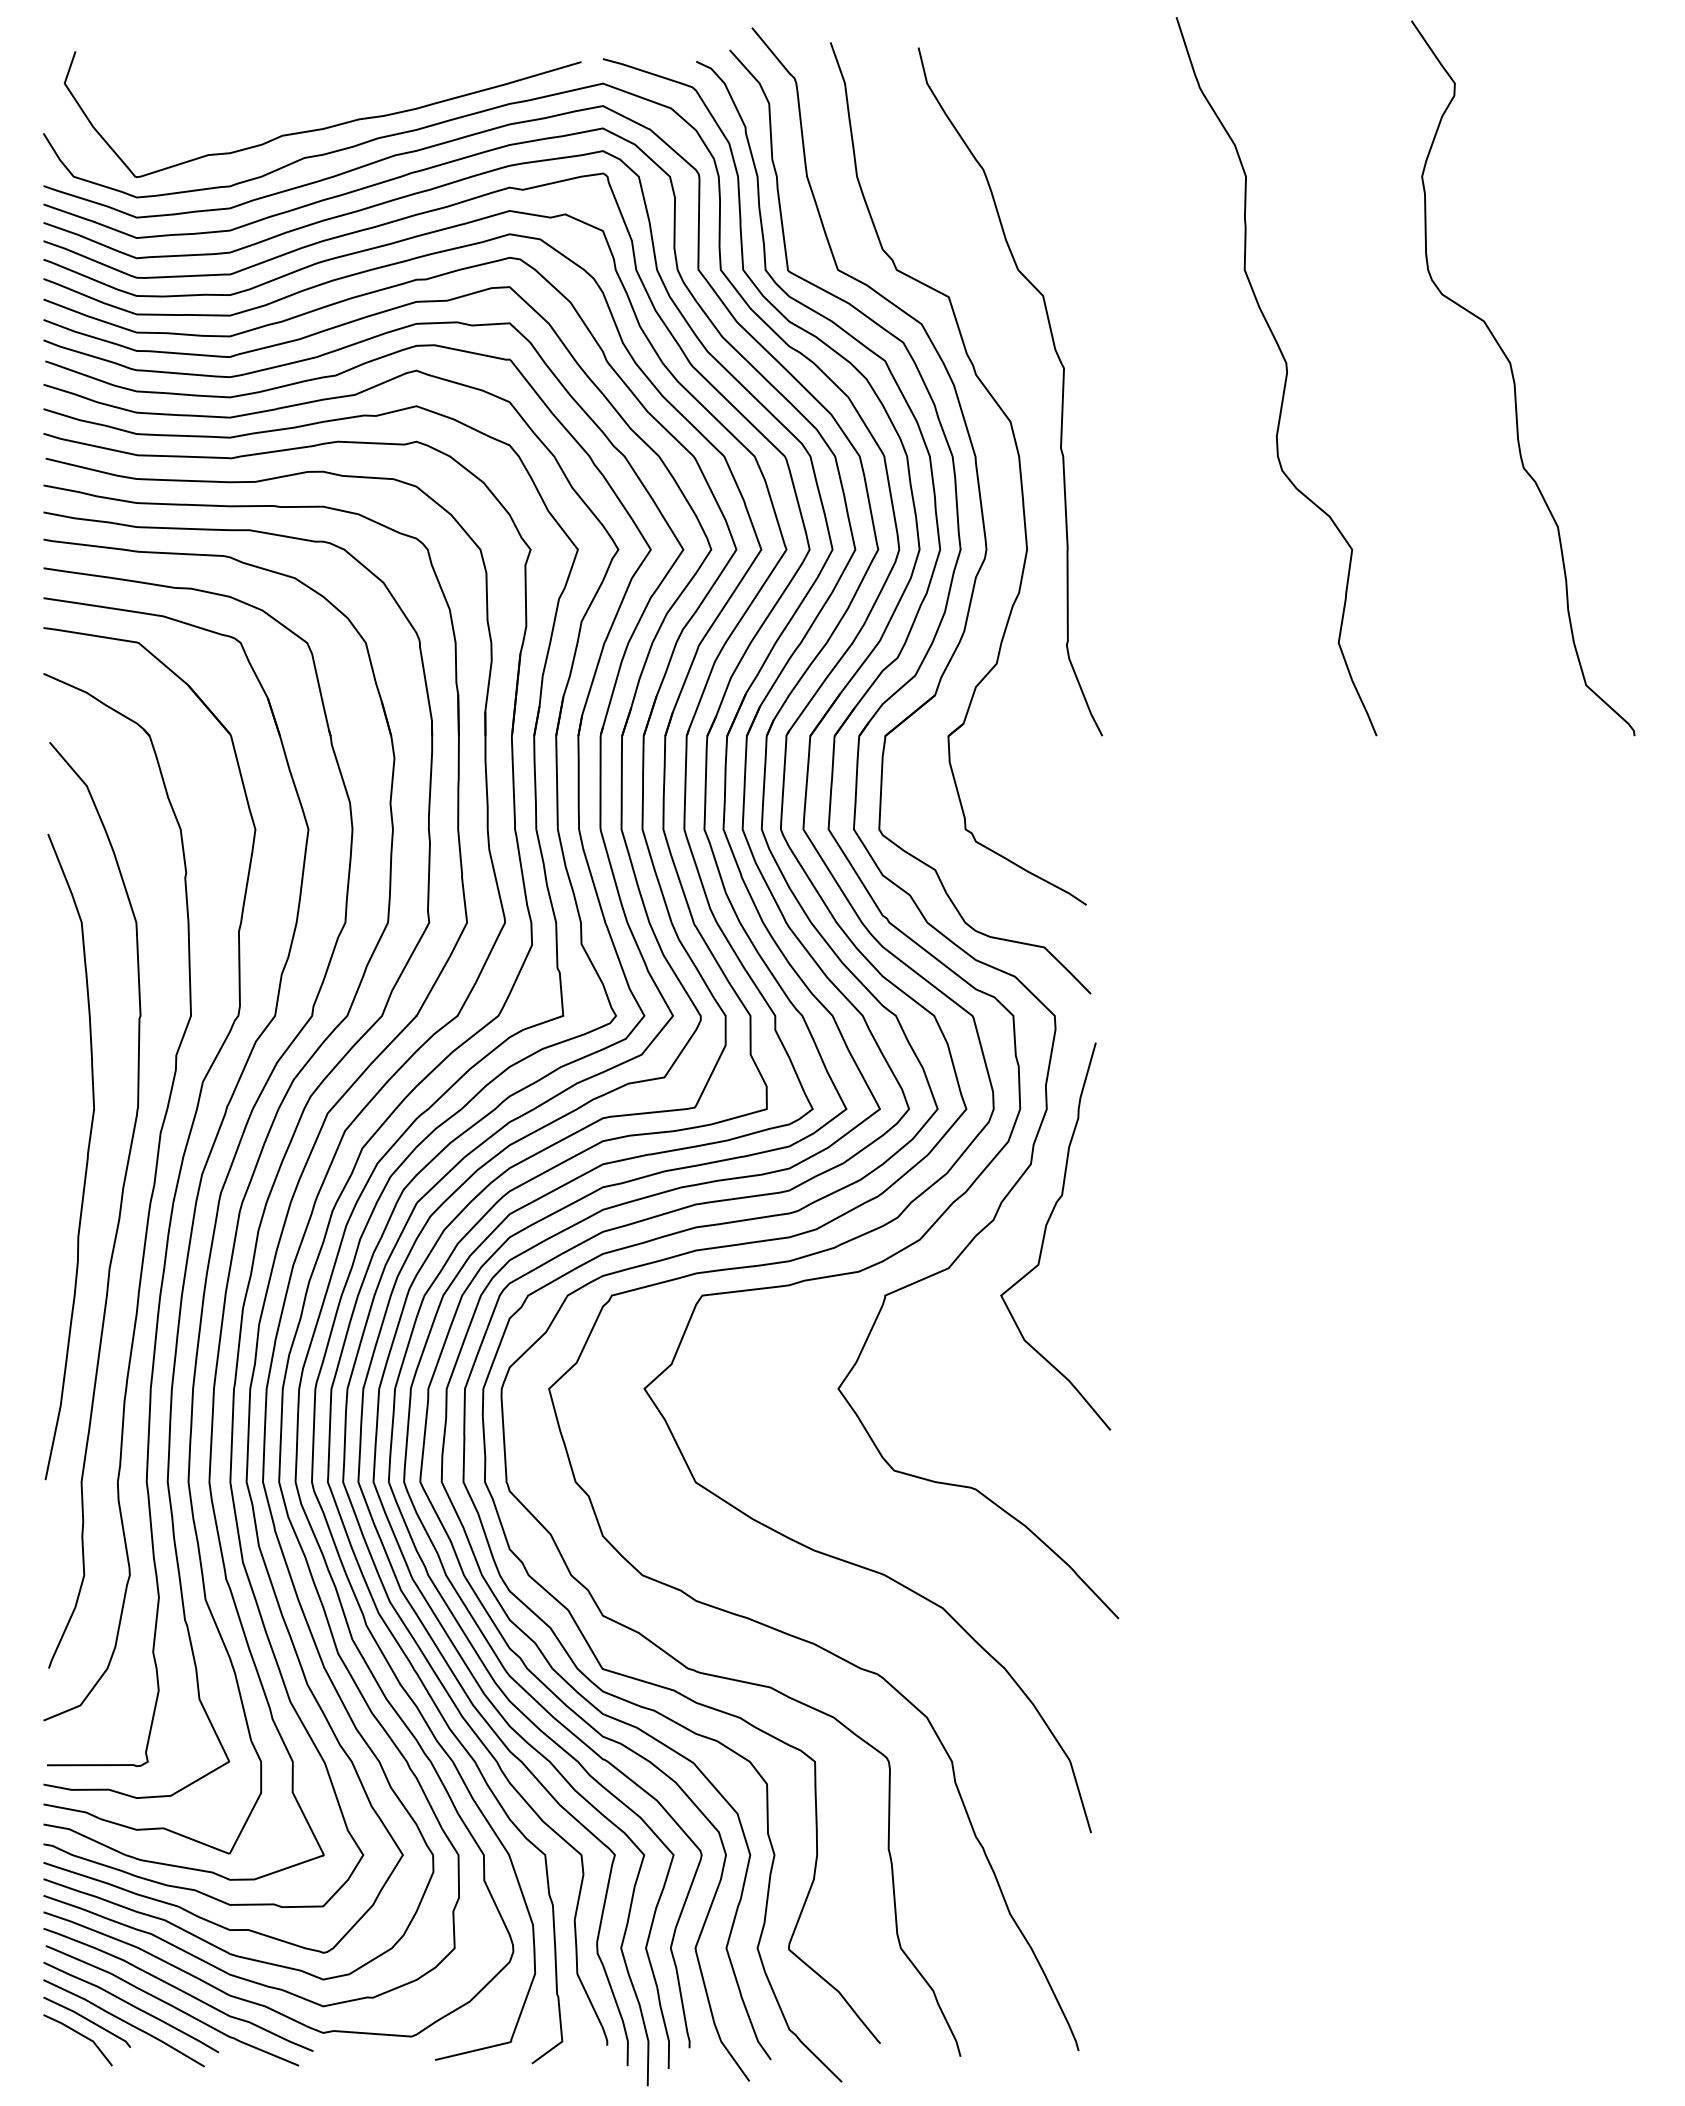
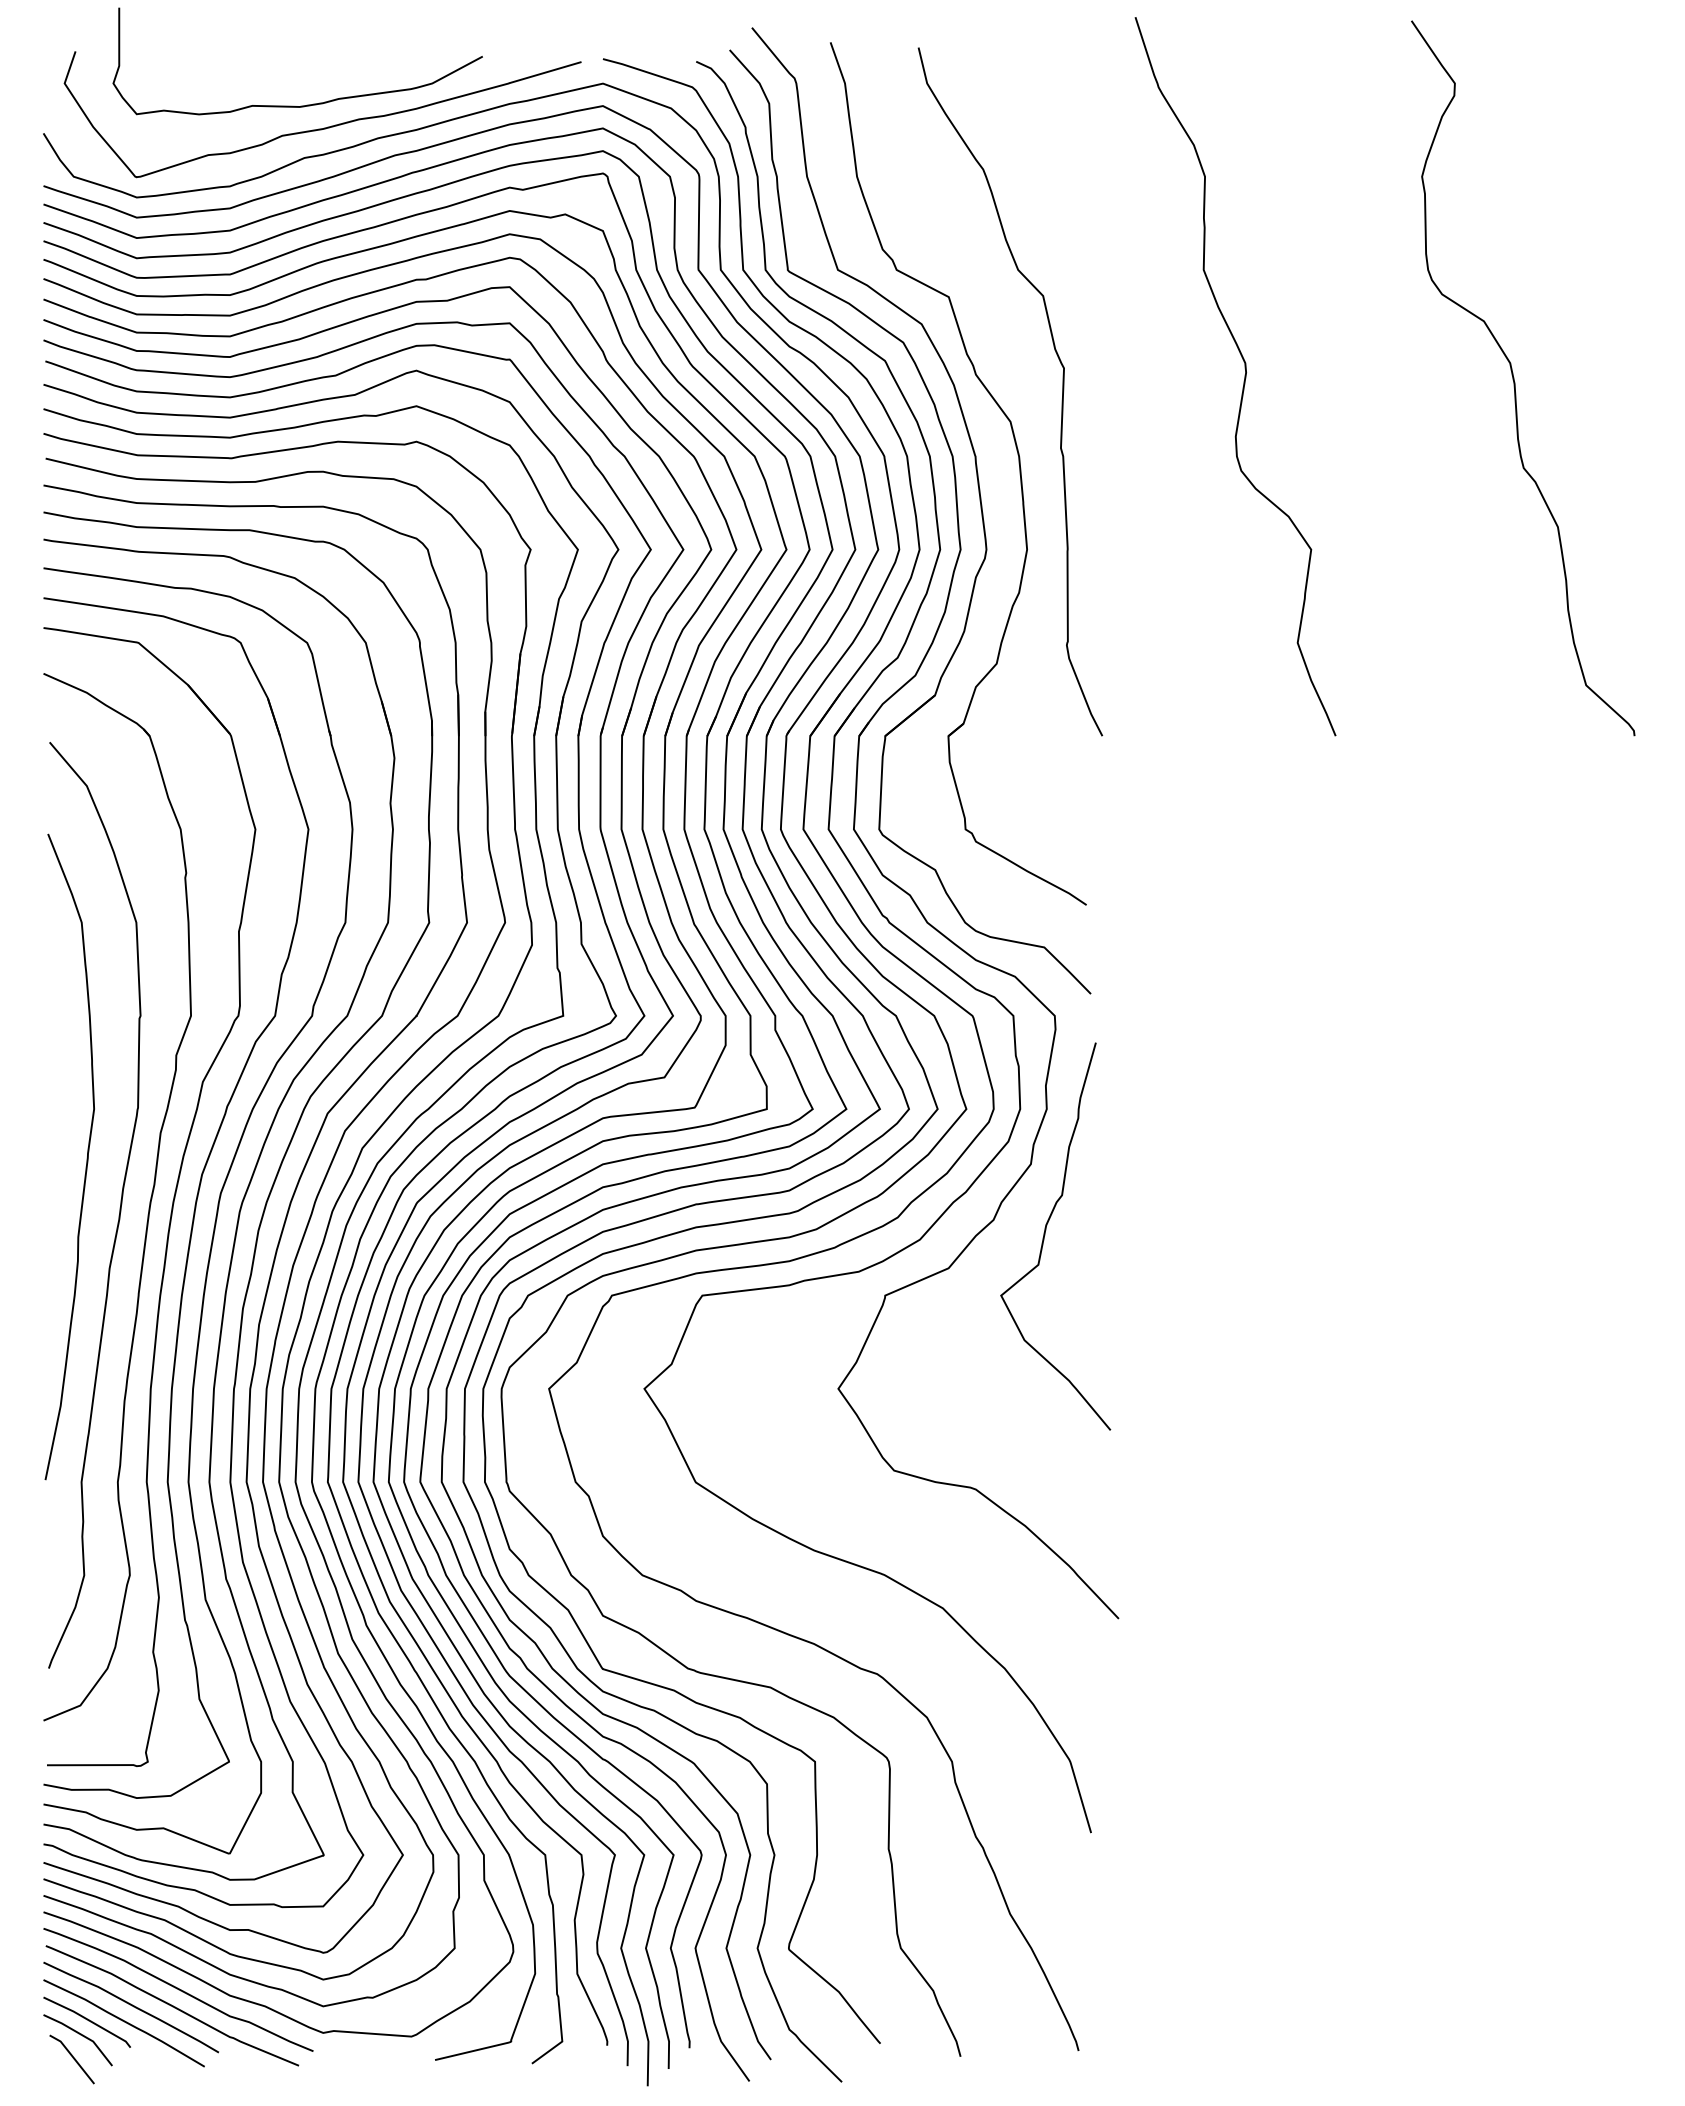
curve: none -> present (300, 105)
curve position: (1285, 376) -> (1244, 376) (1244, 376)
line: none -> present (72, 2058)
